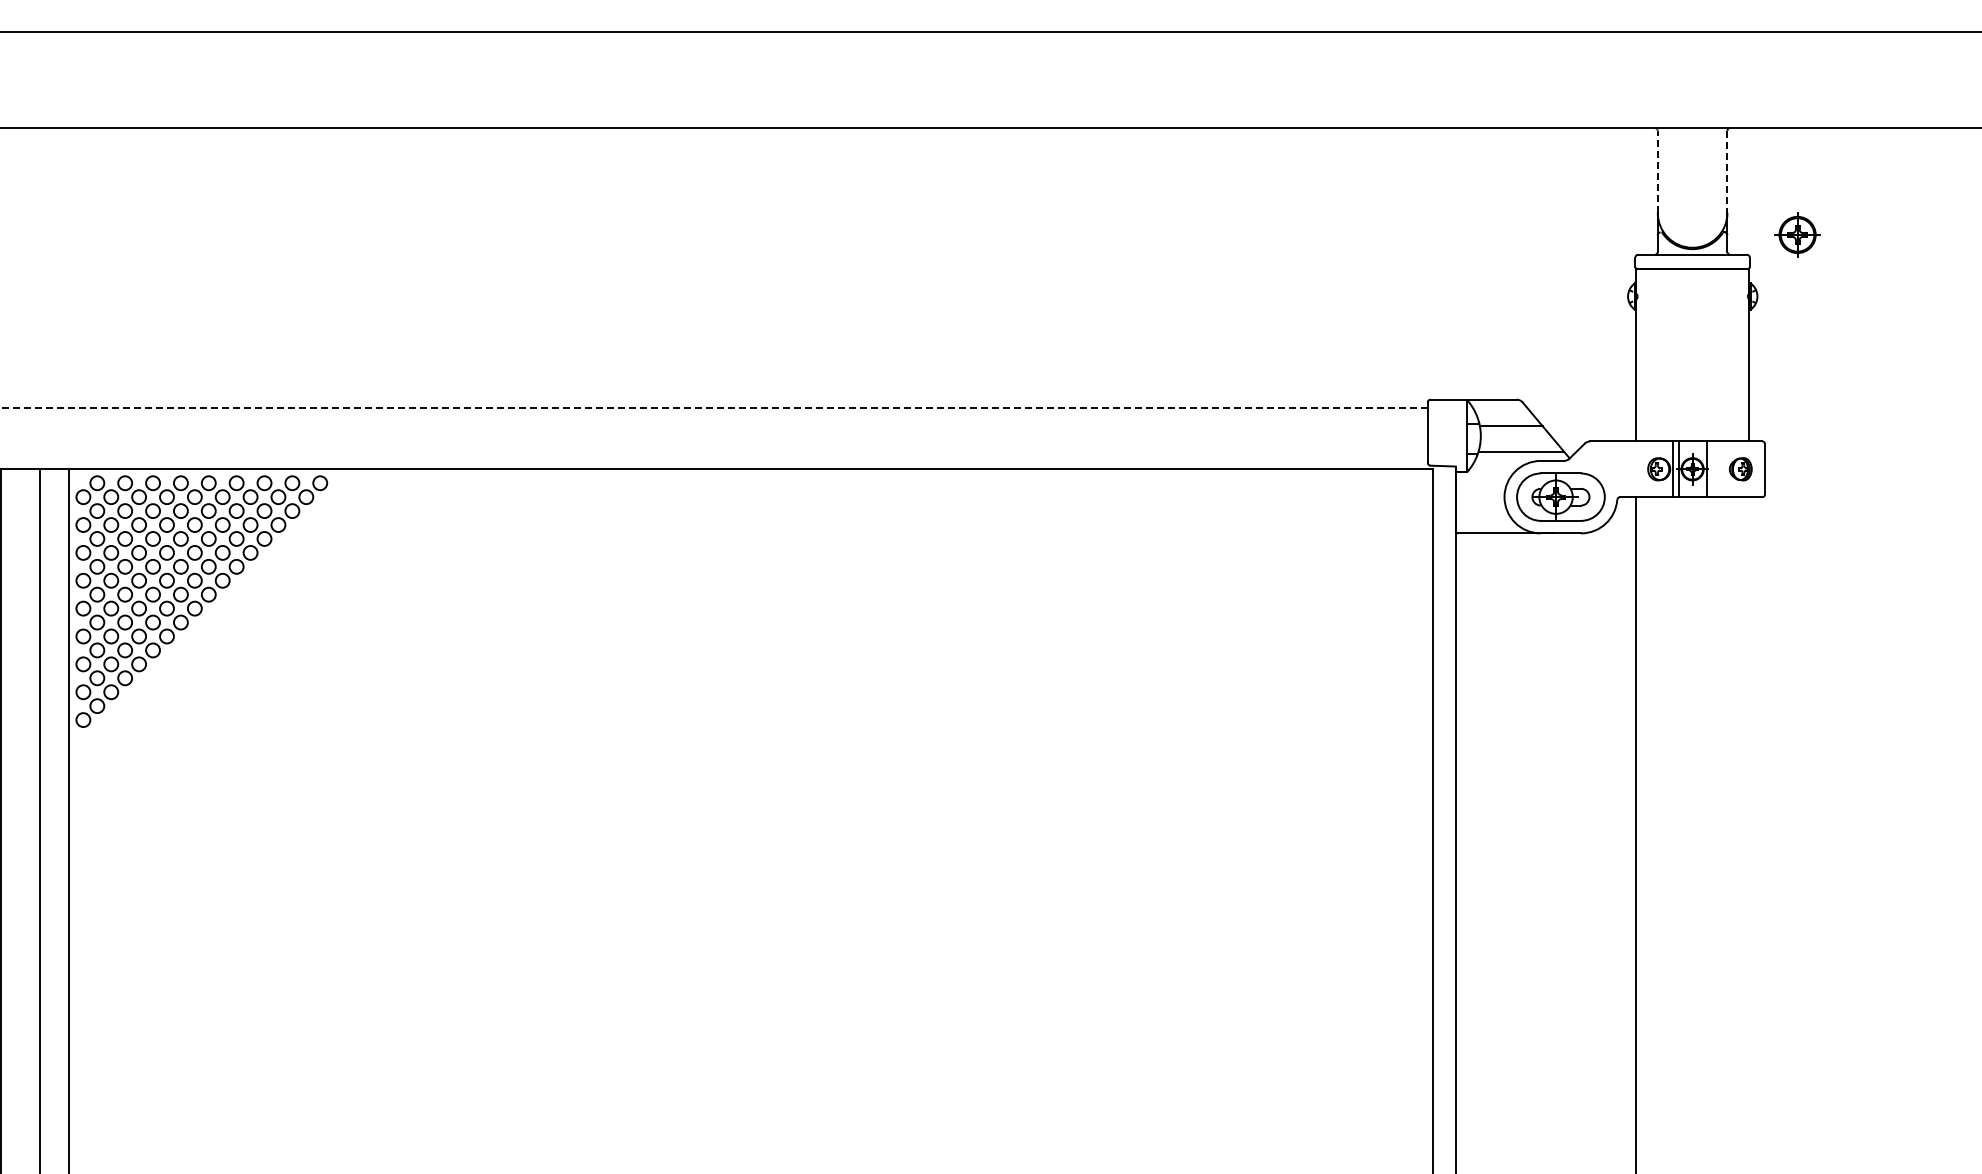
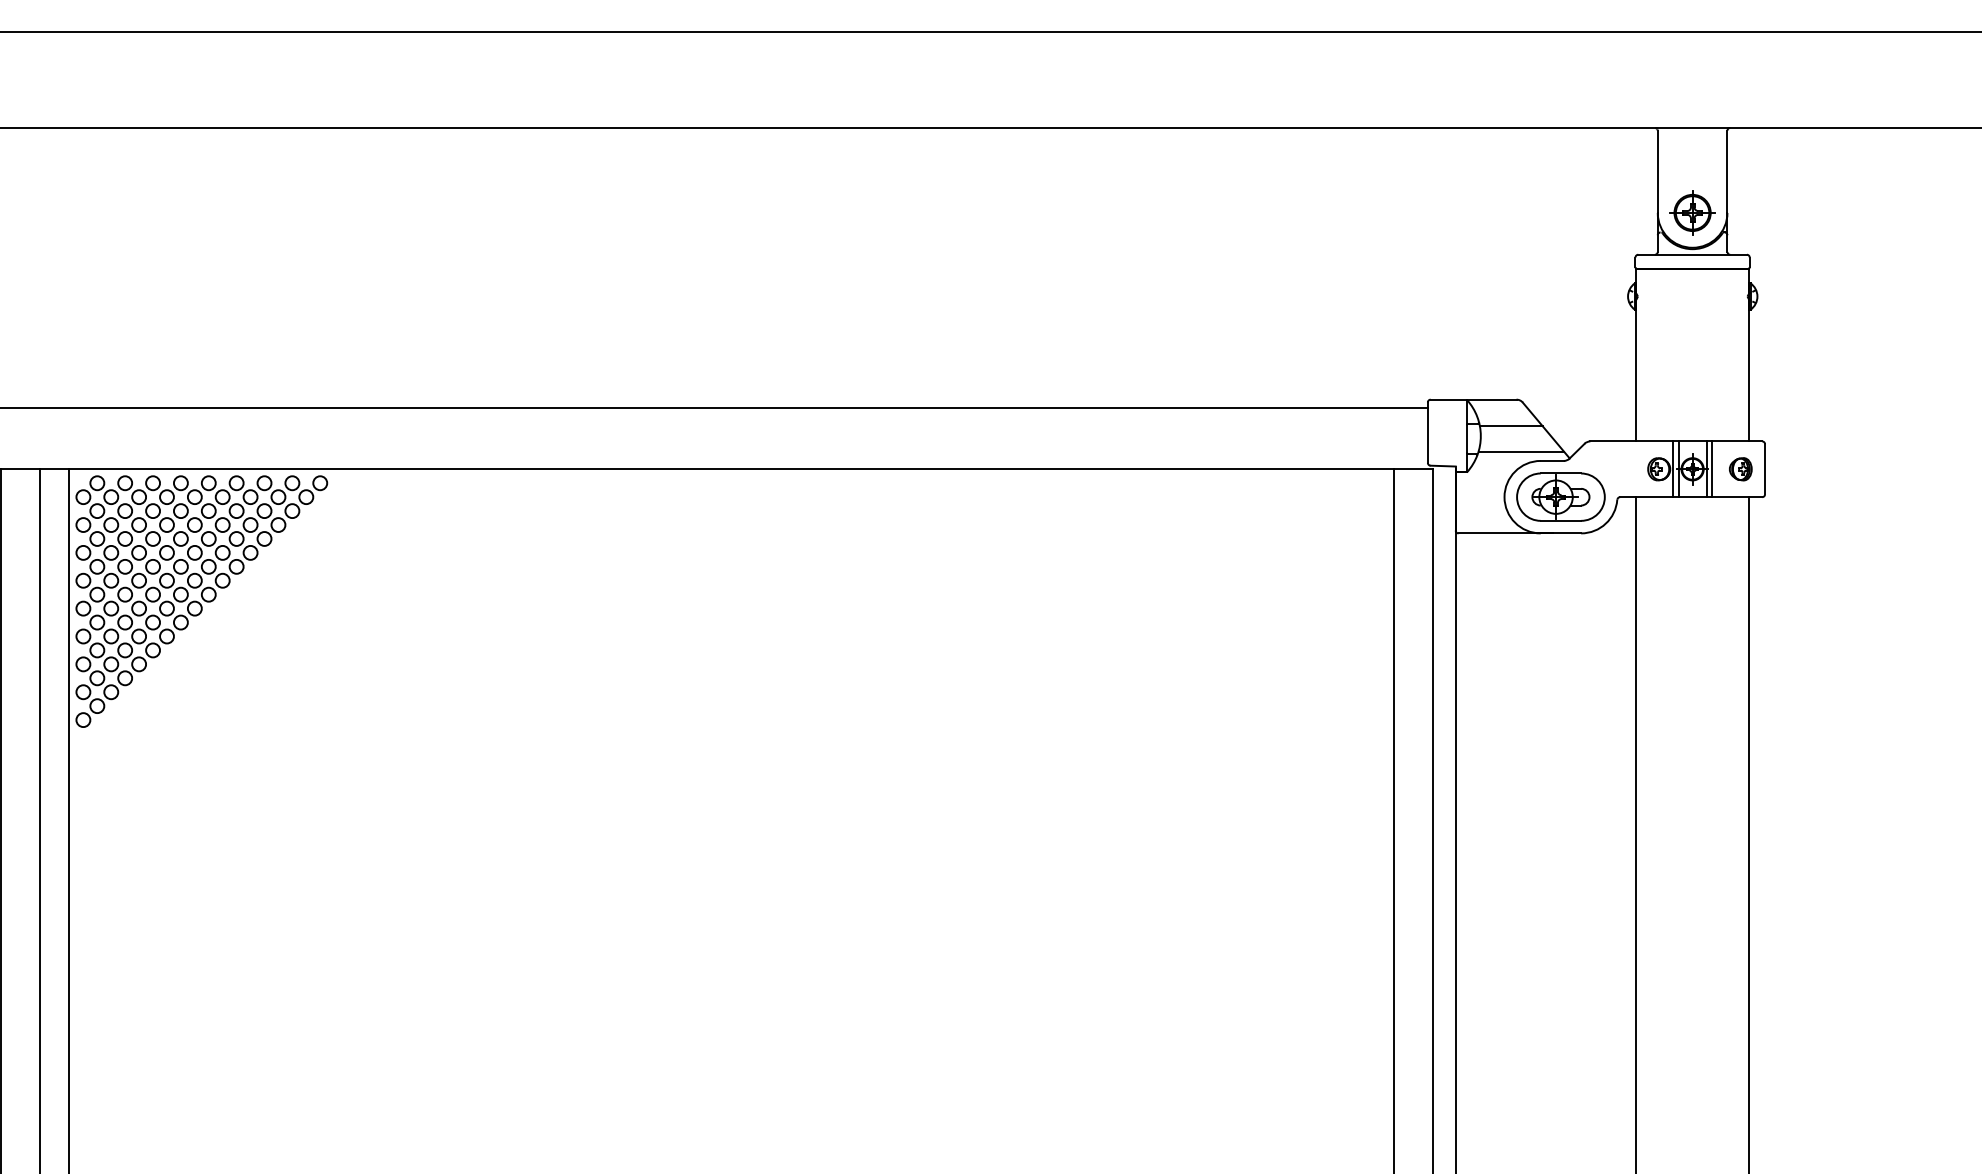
line: dashed -> solid (1657, 171)
line: dashed -> solid (1727, 172)
part position: (1797, 234) -> (1692, 212) (1692, 212)
line: dashed -> solid (714, 408)
line: none -> present (1712, 469)
line: none -> present (1394, 819)
line: none -> present (1749, 833)
